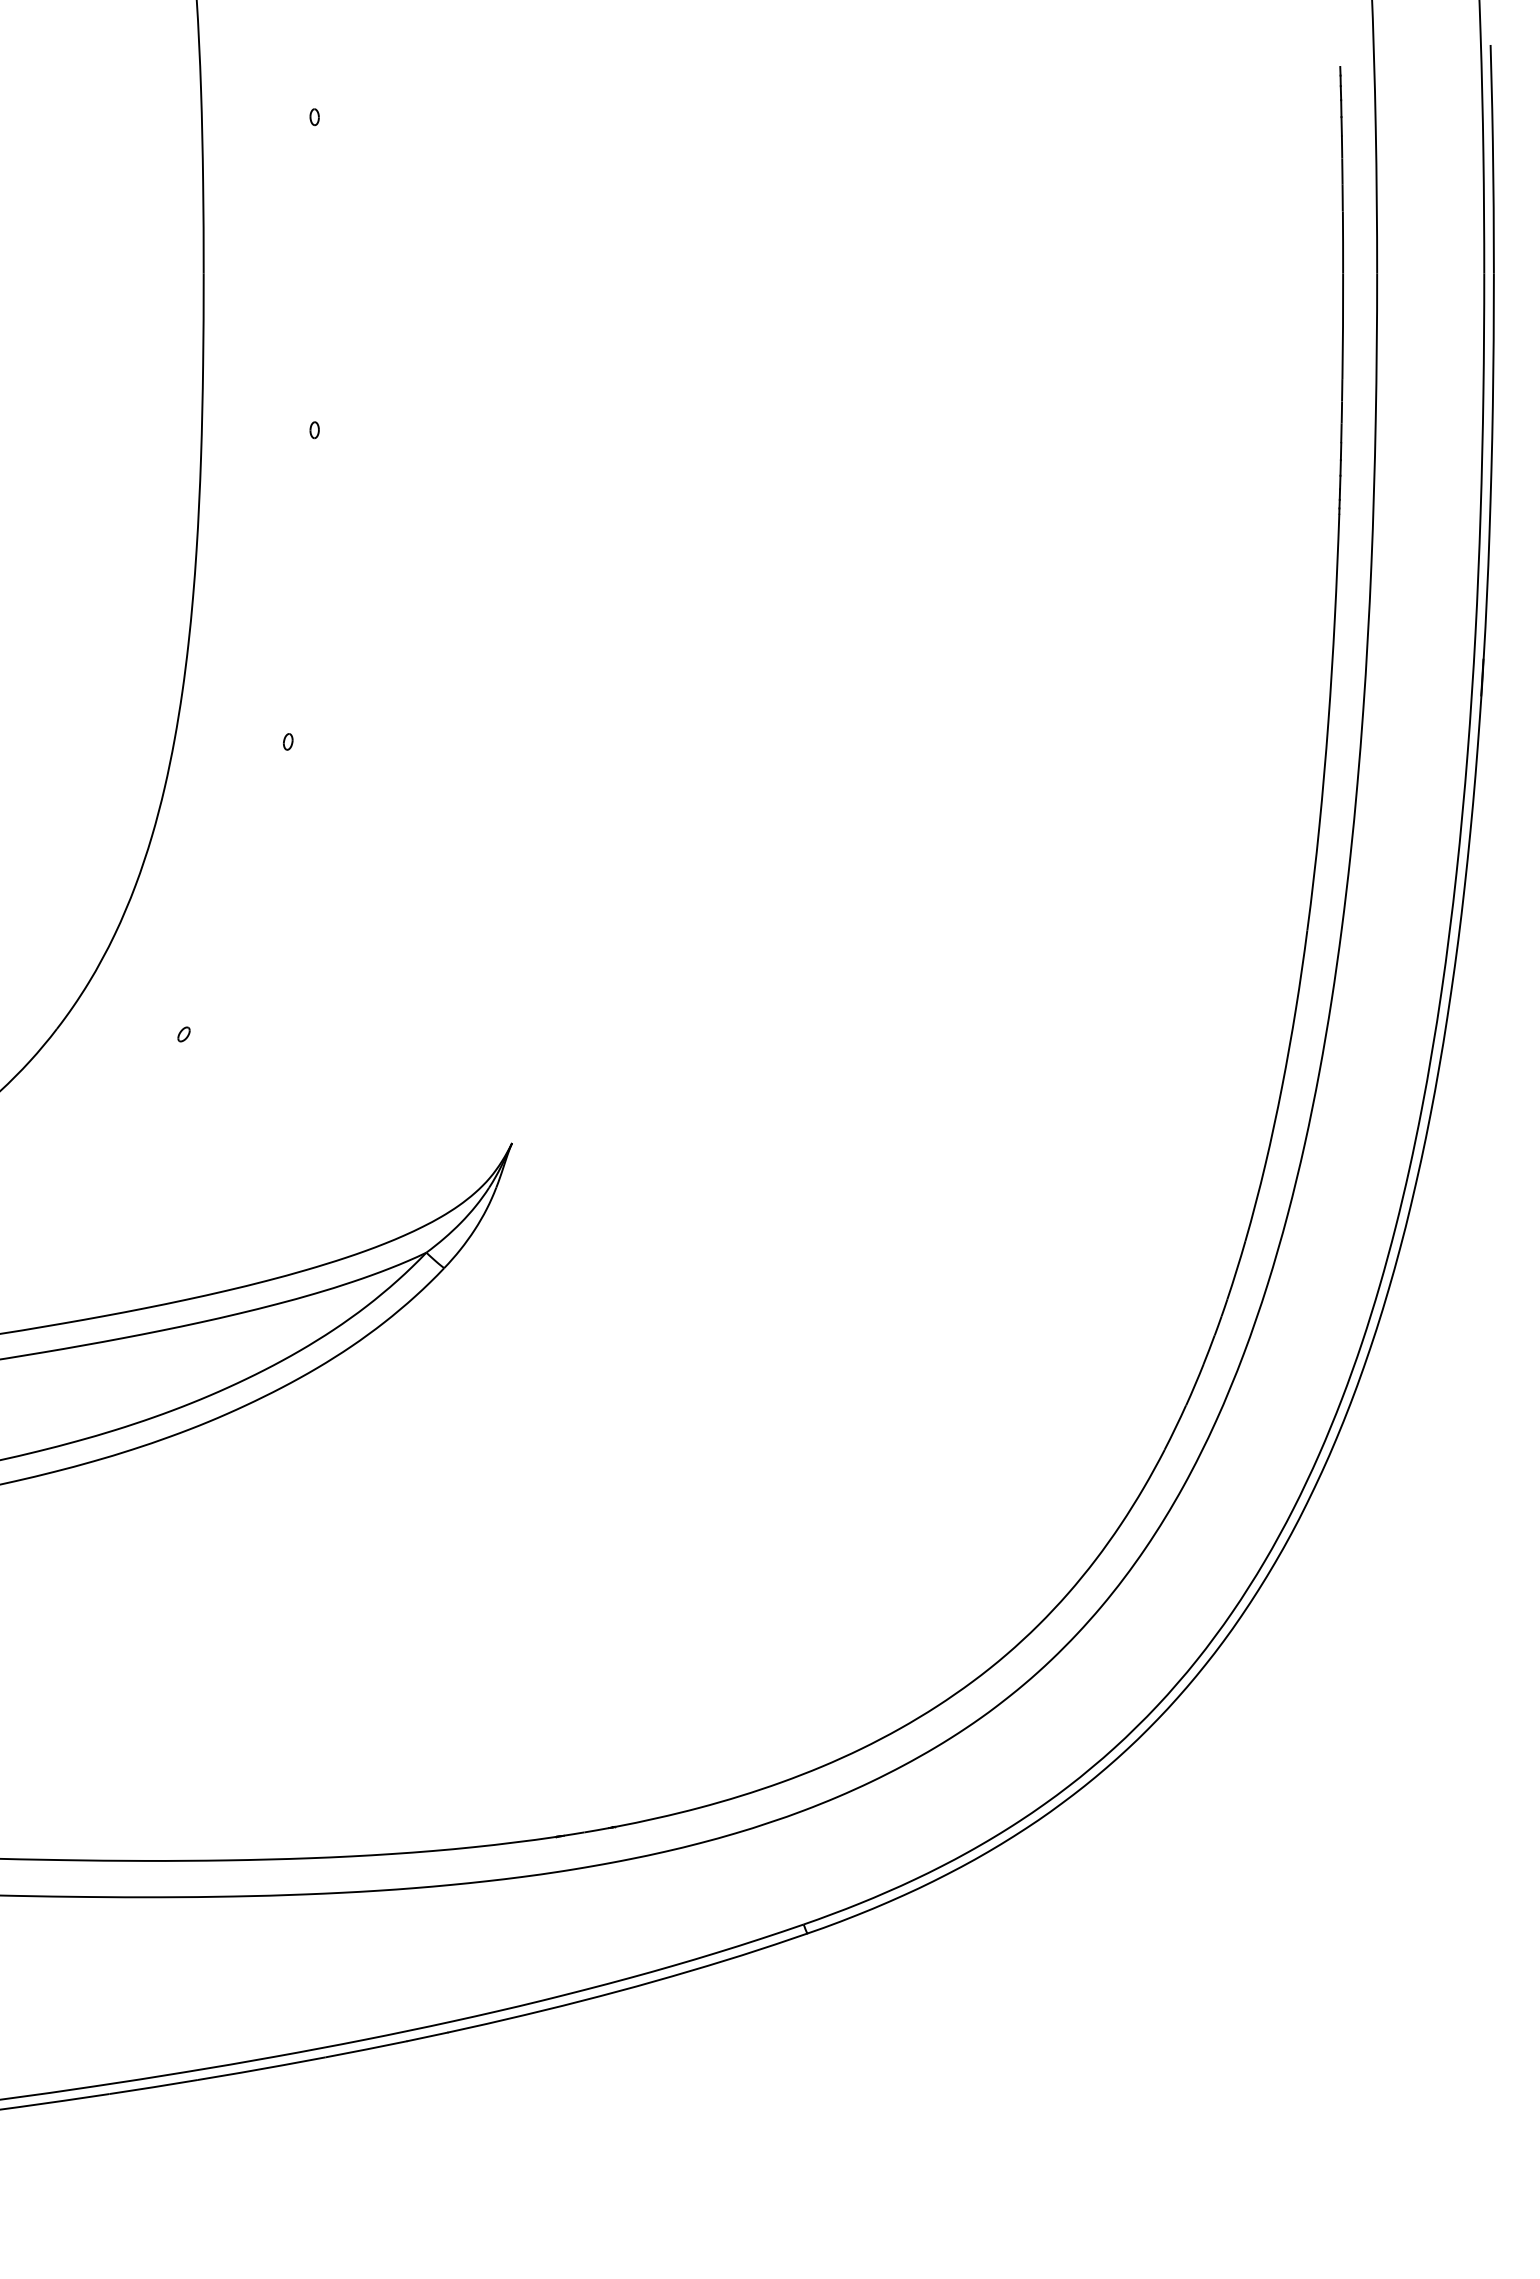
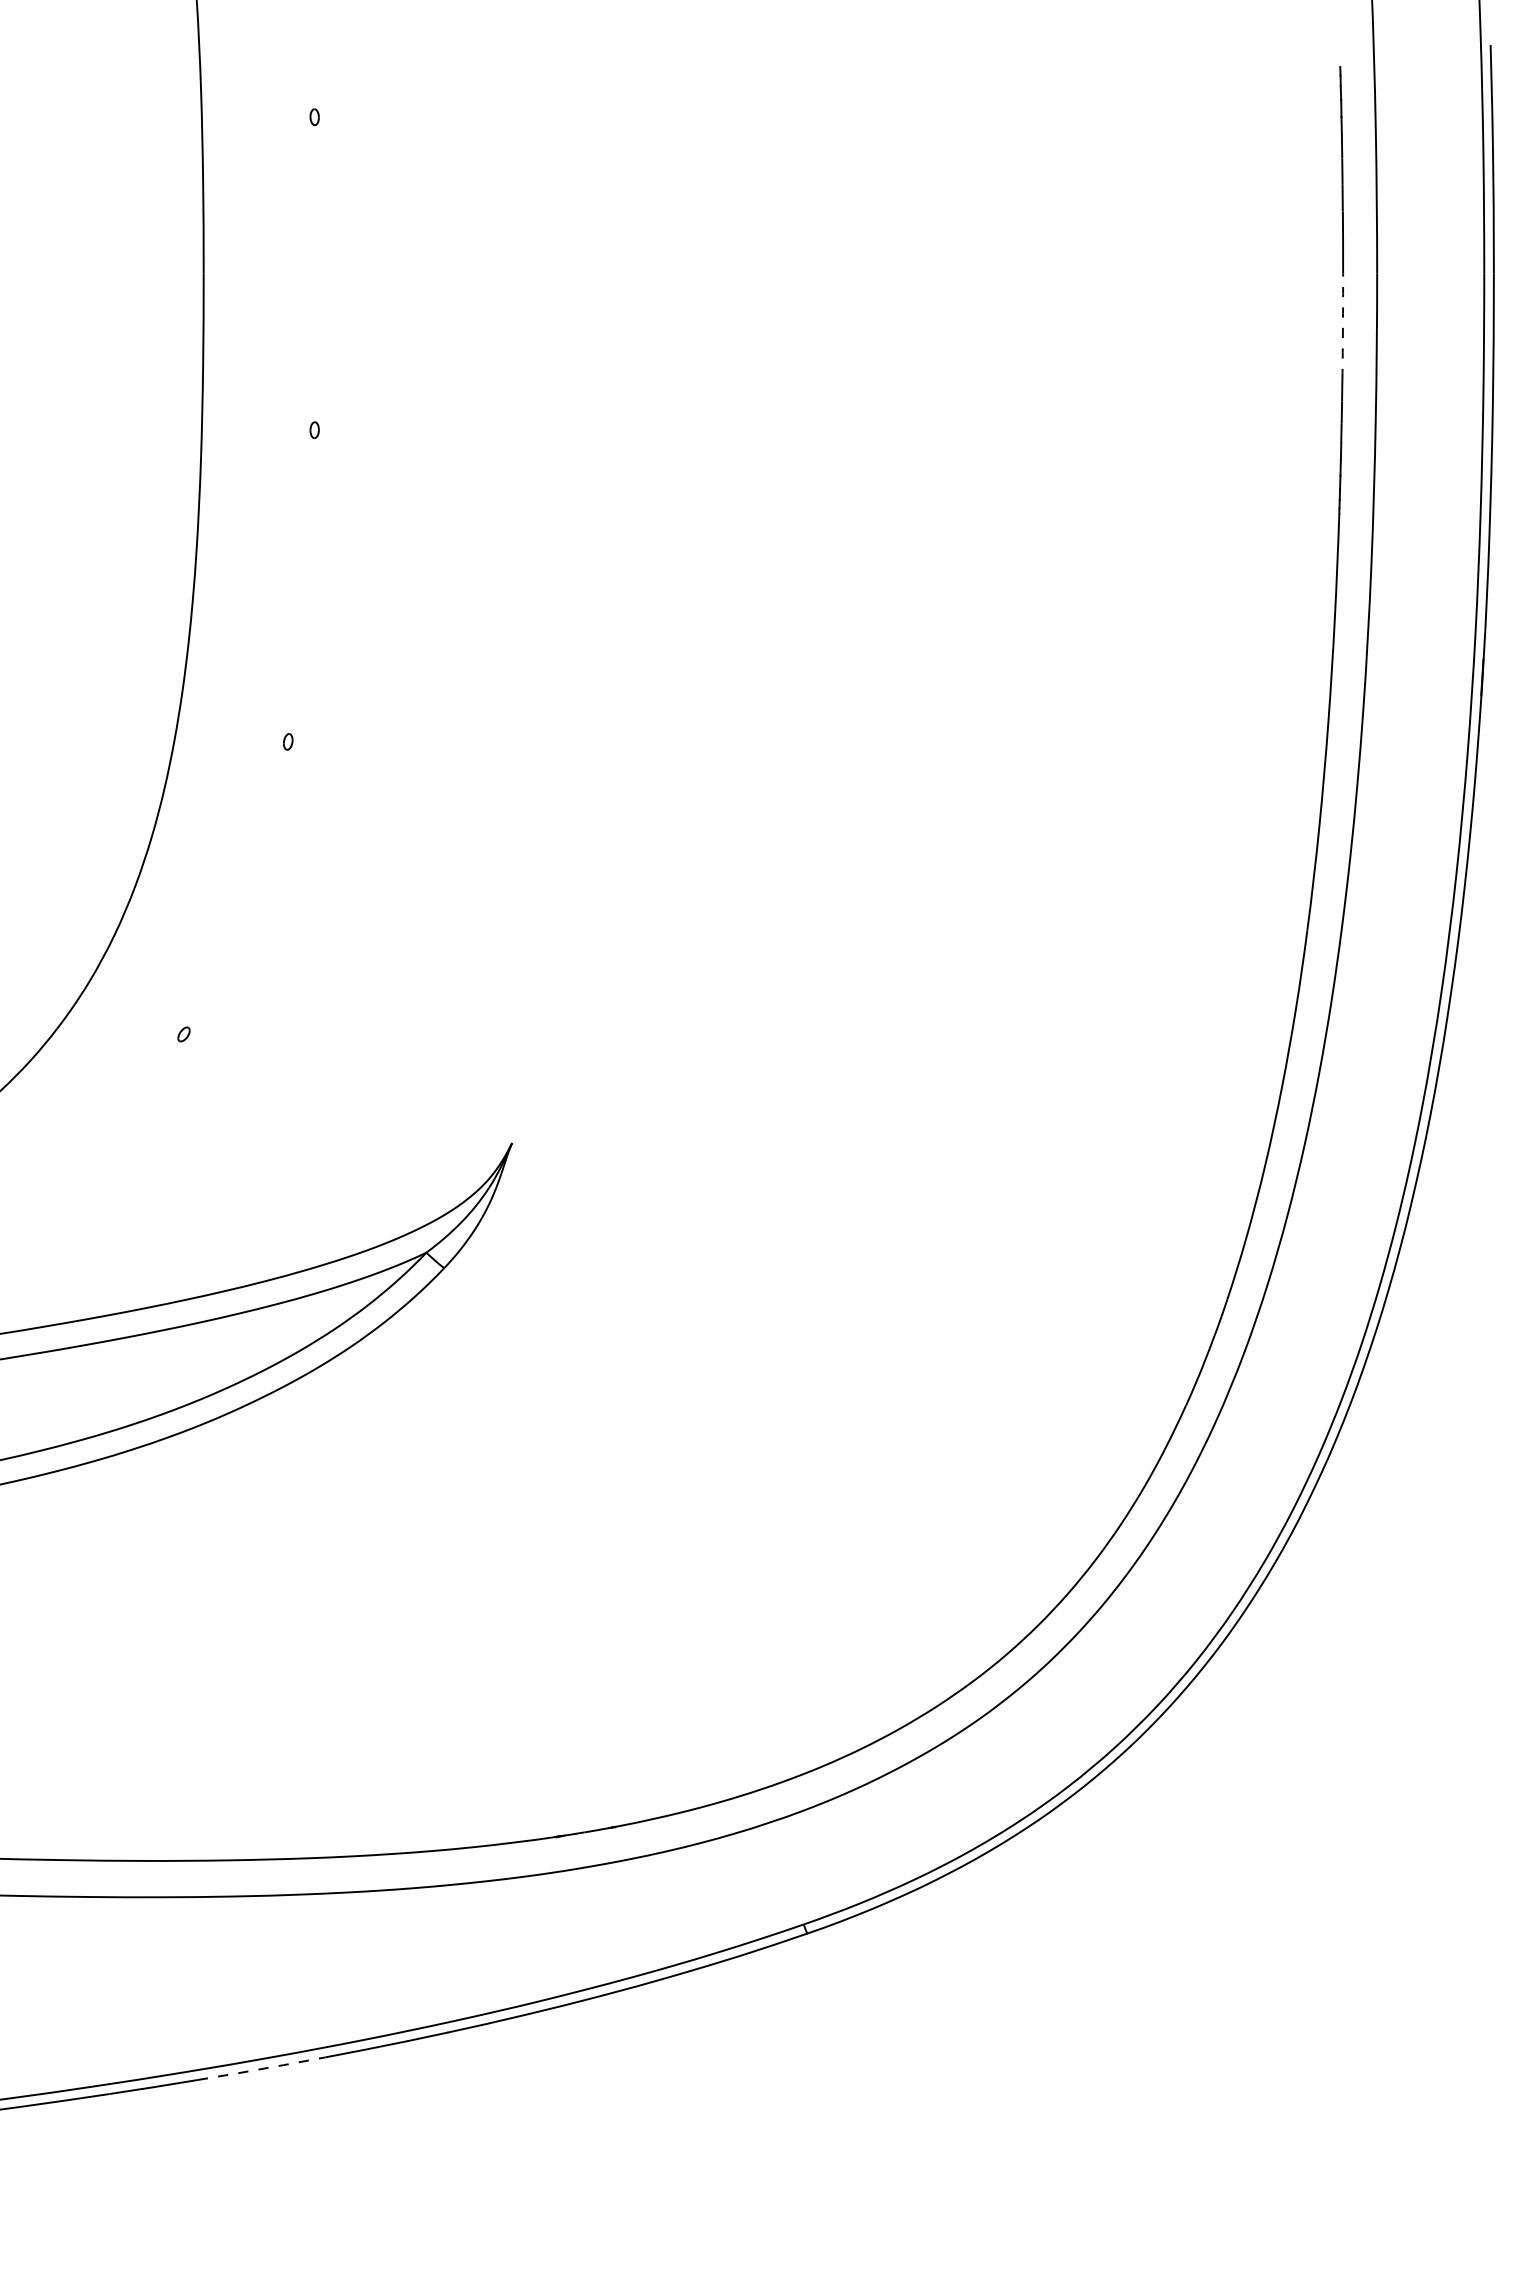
arc: solid -> dashed (1342, 326)
line: solid -> dashed (262, 2068)
